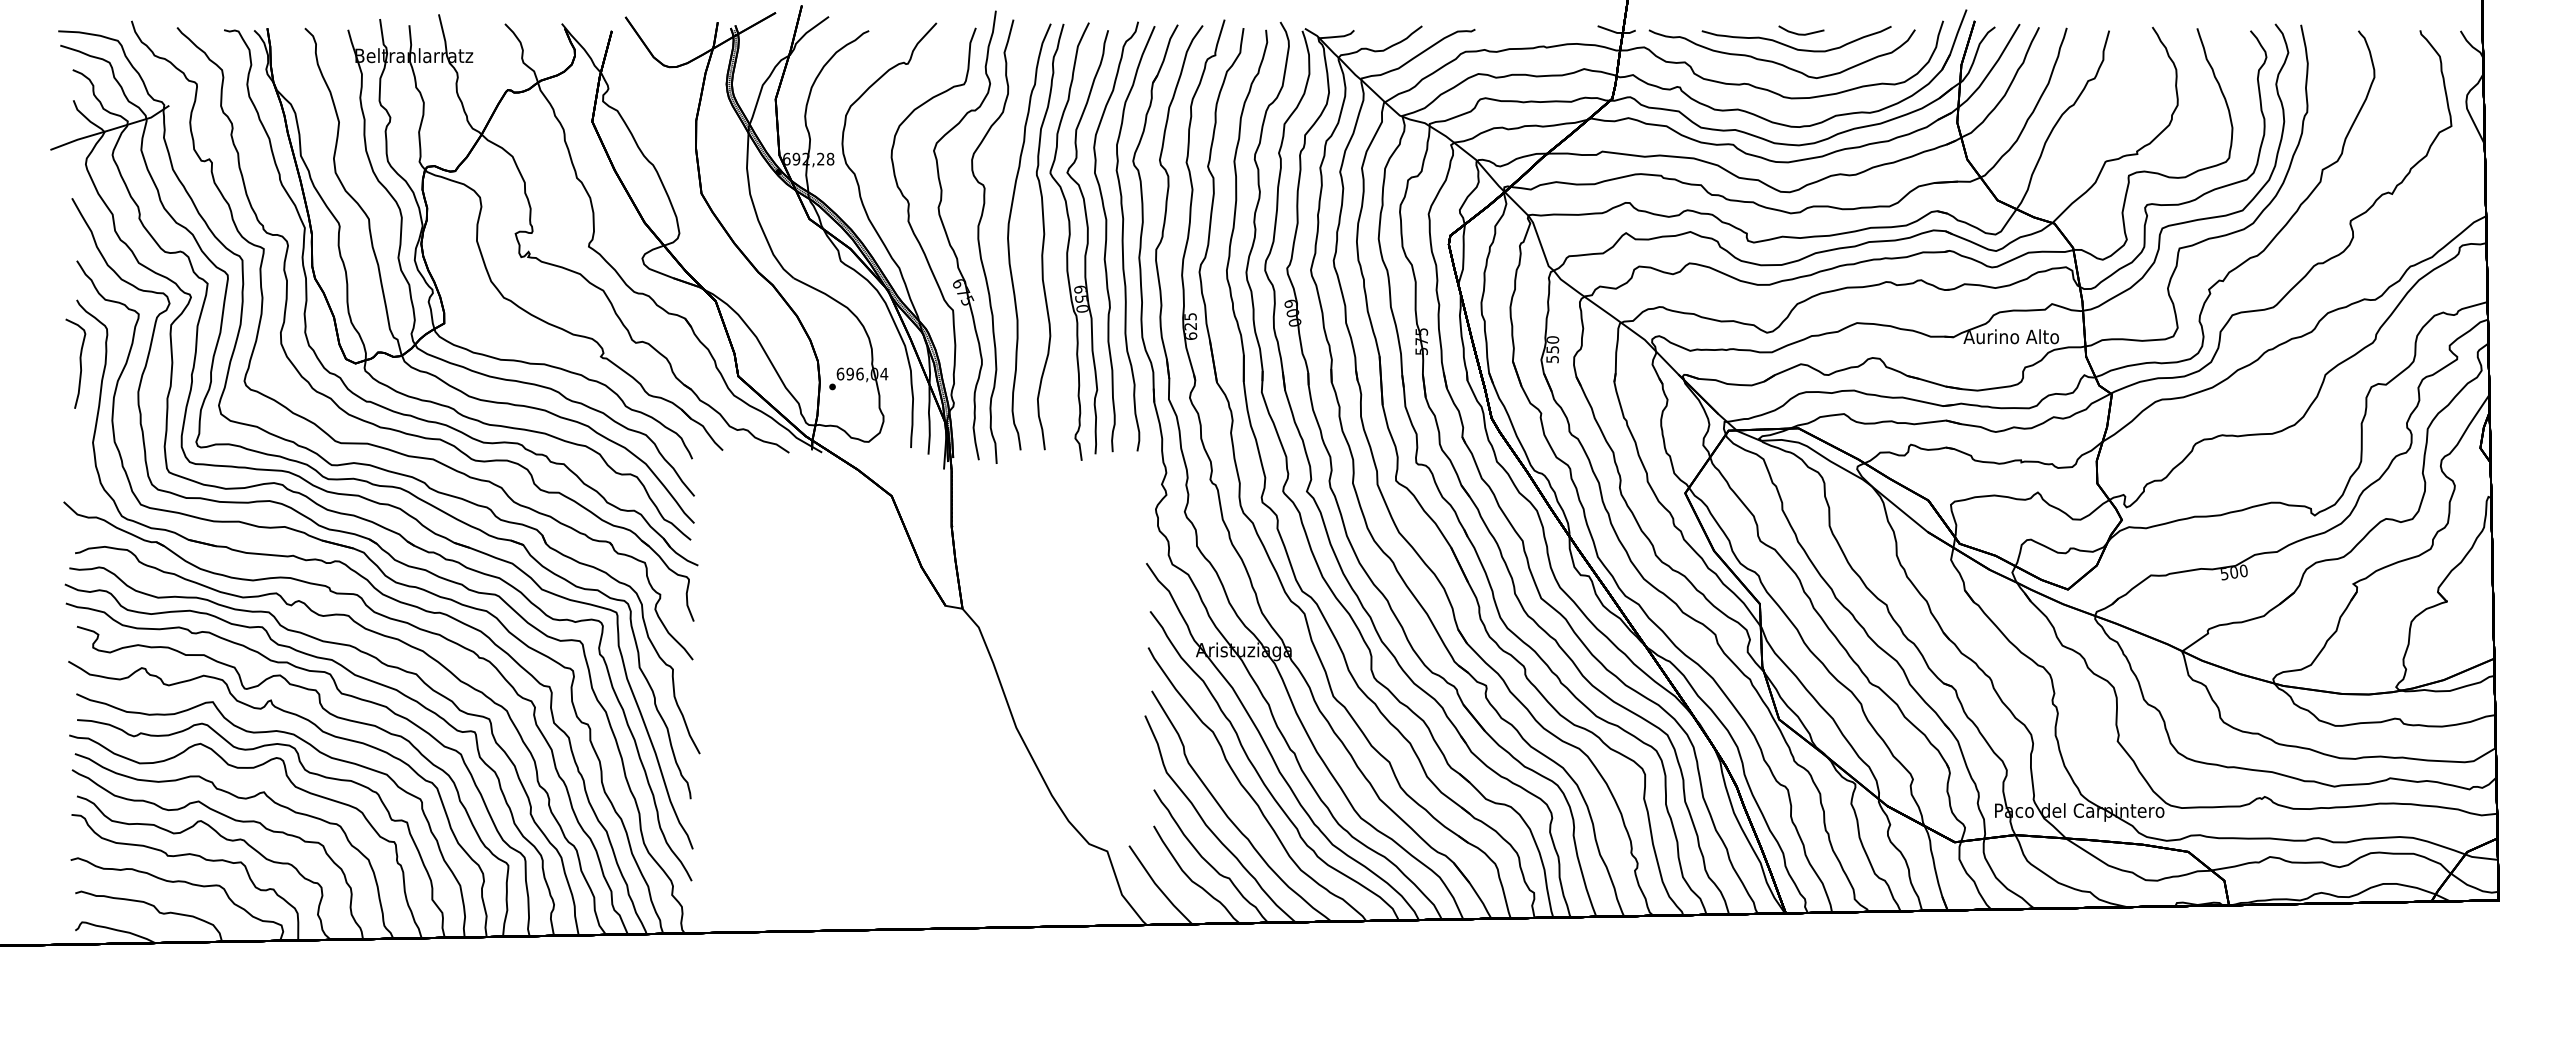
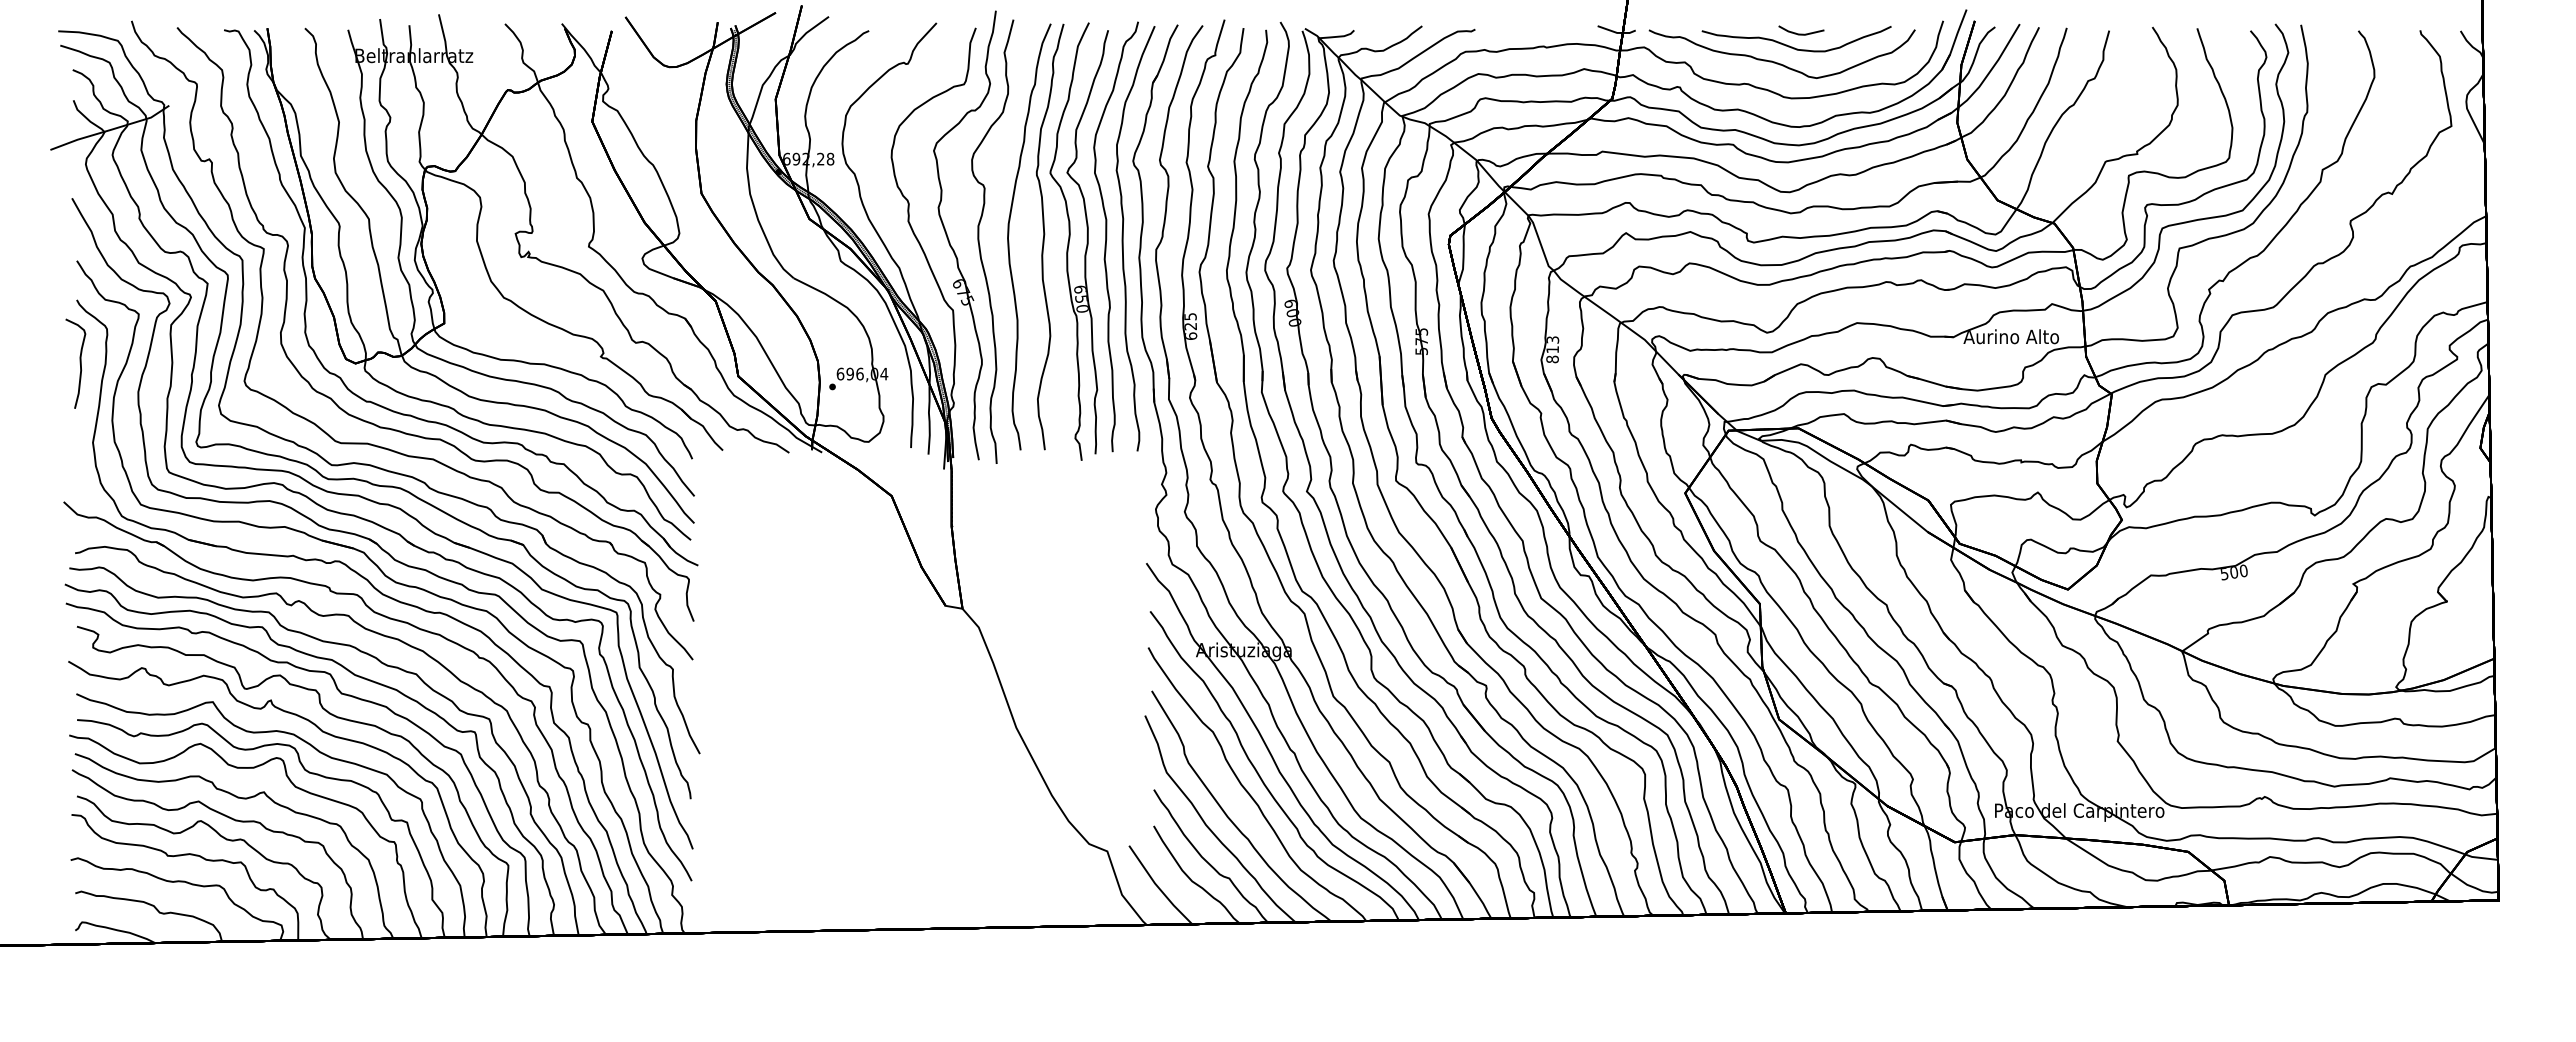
text: 550 -> 813 (1552, 349)
